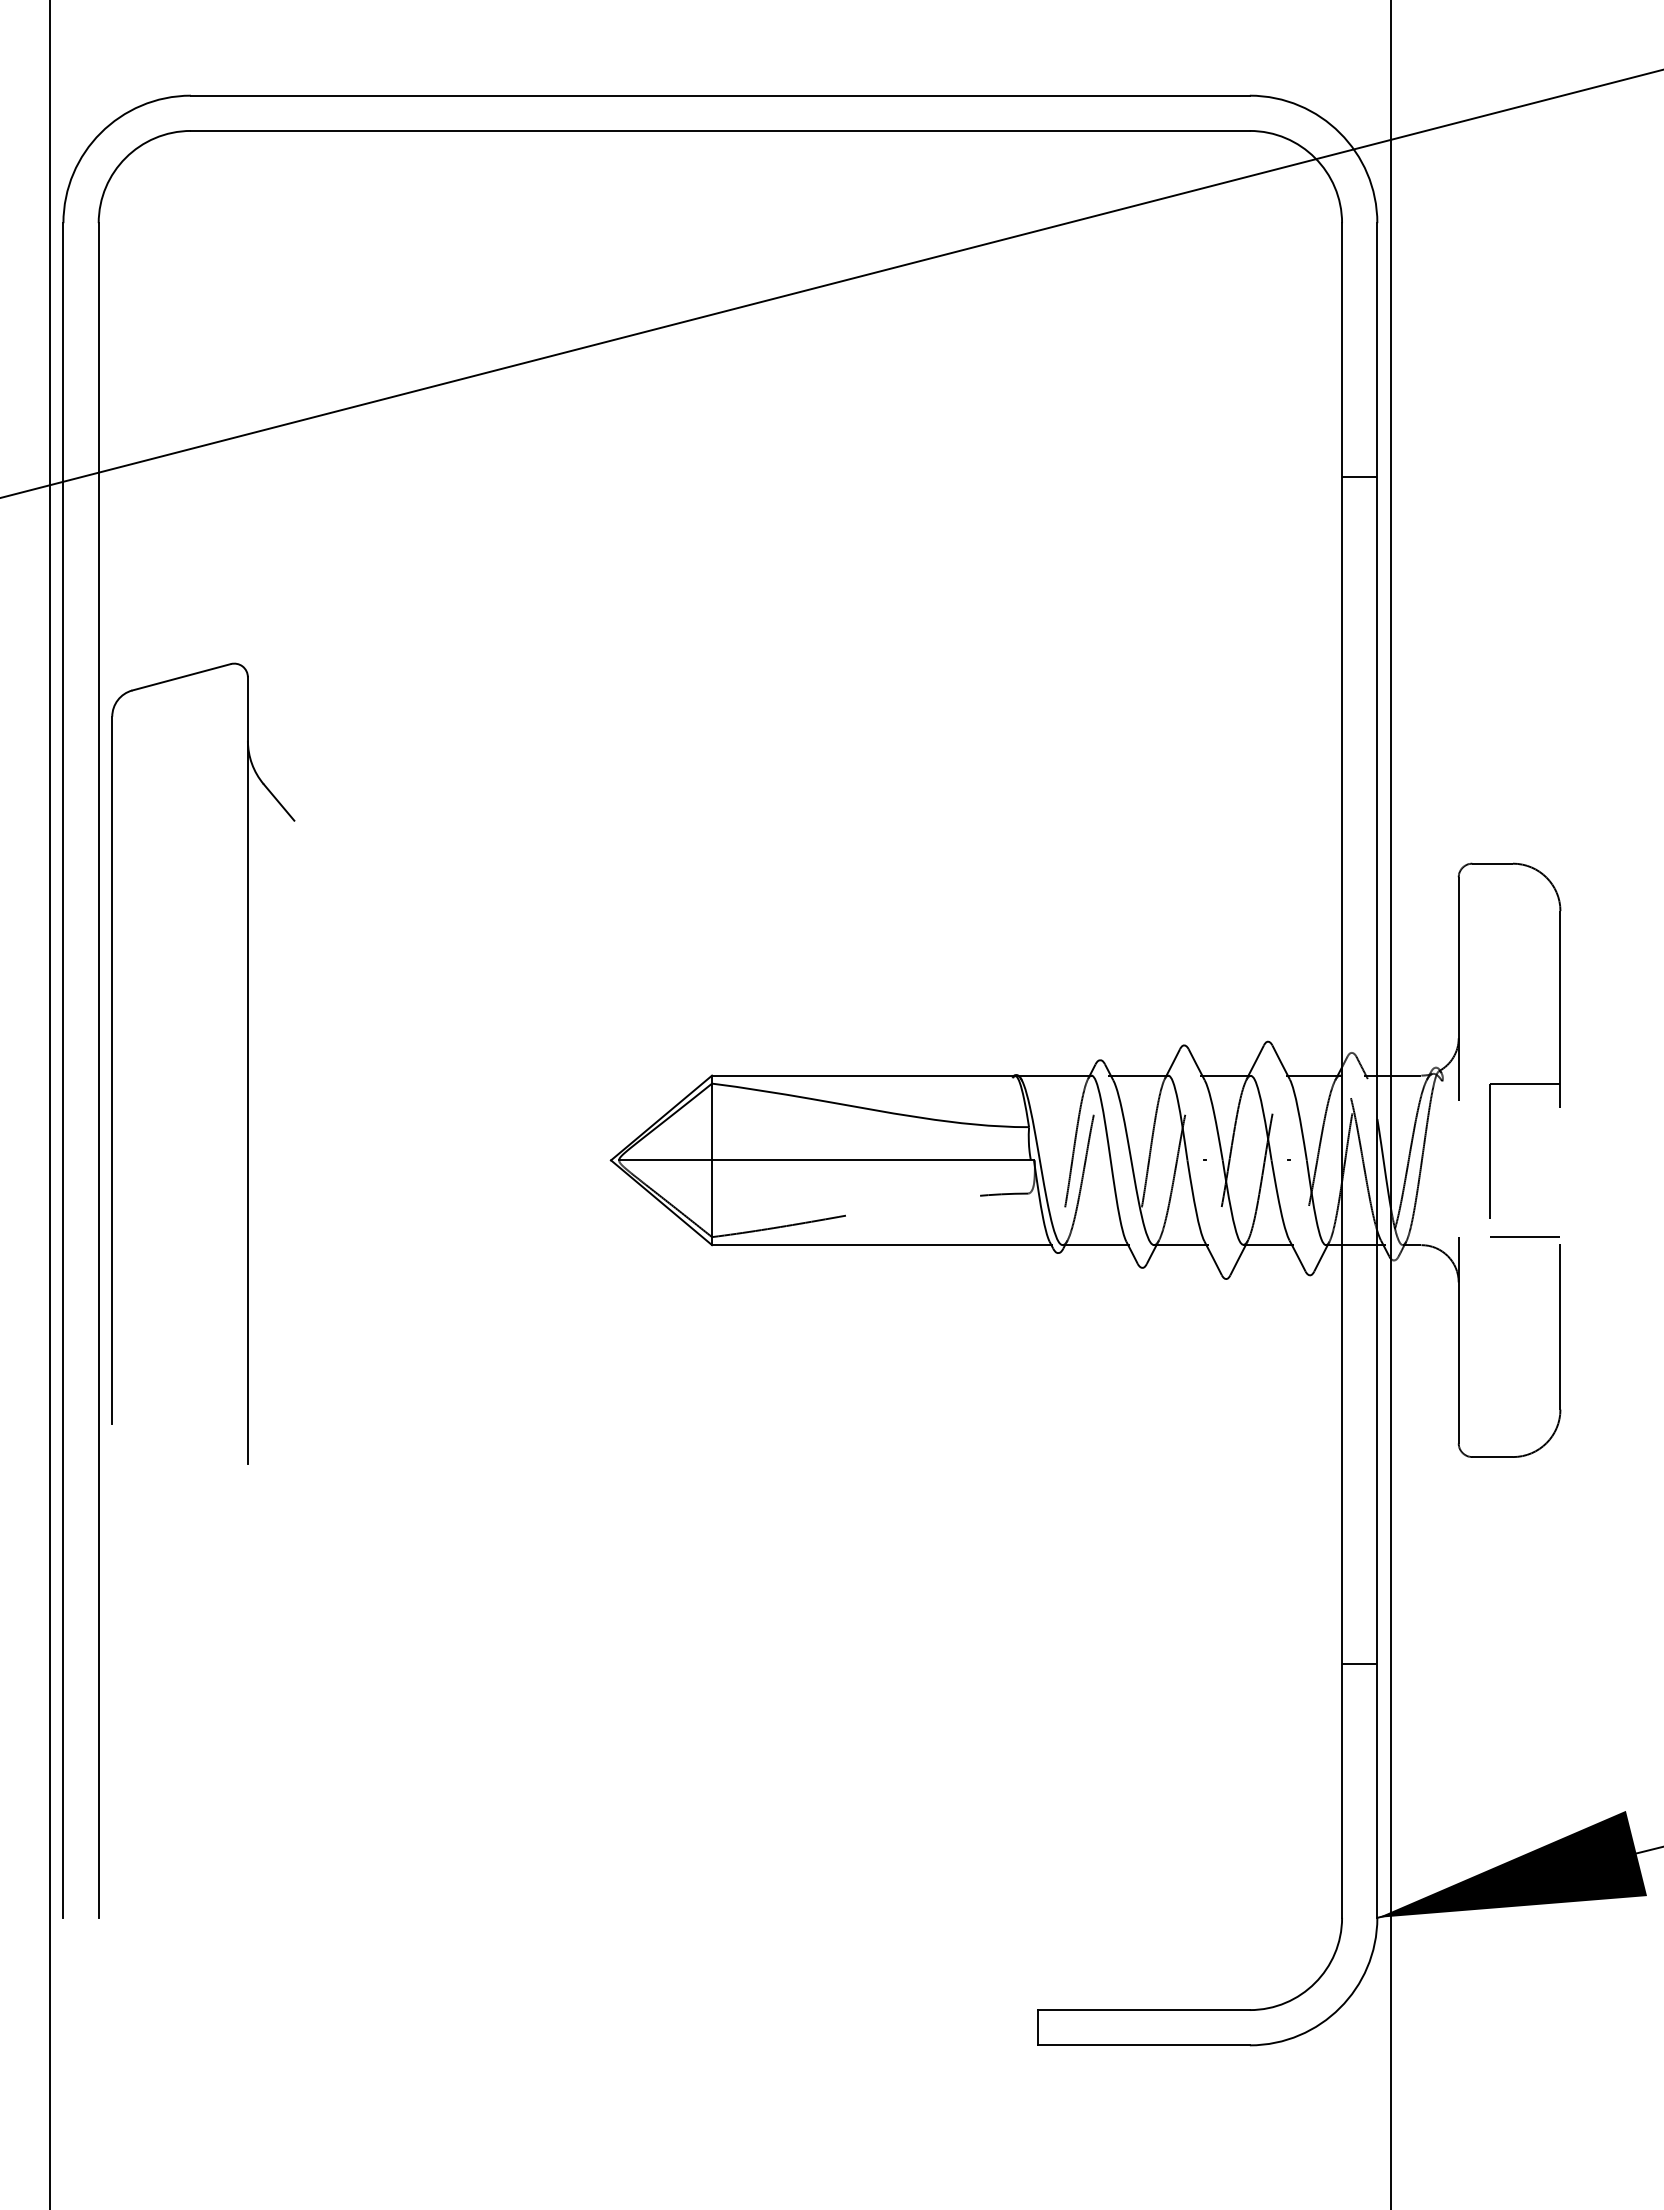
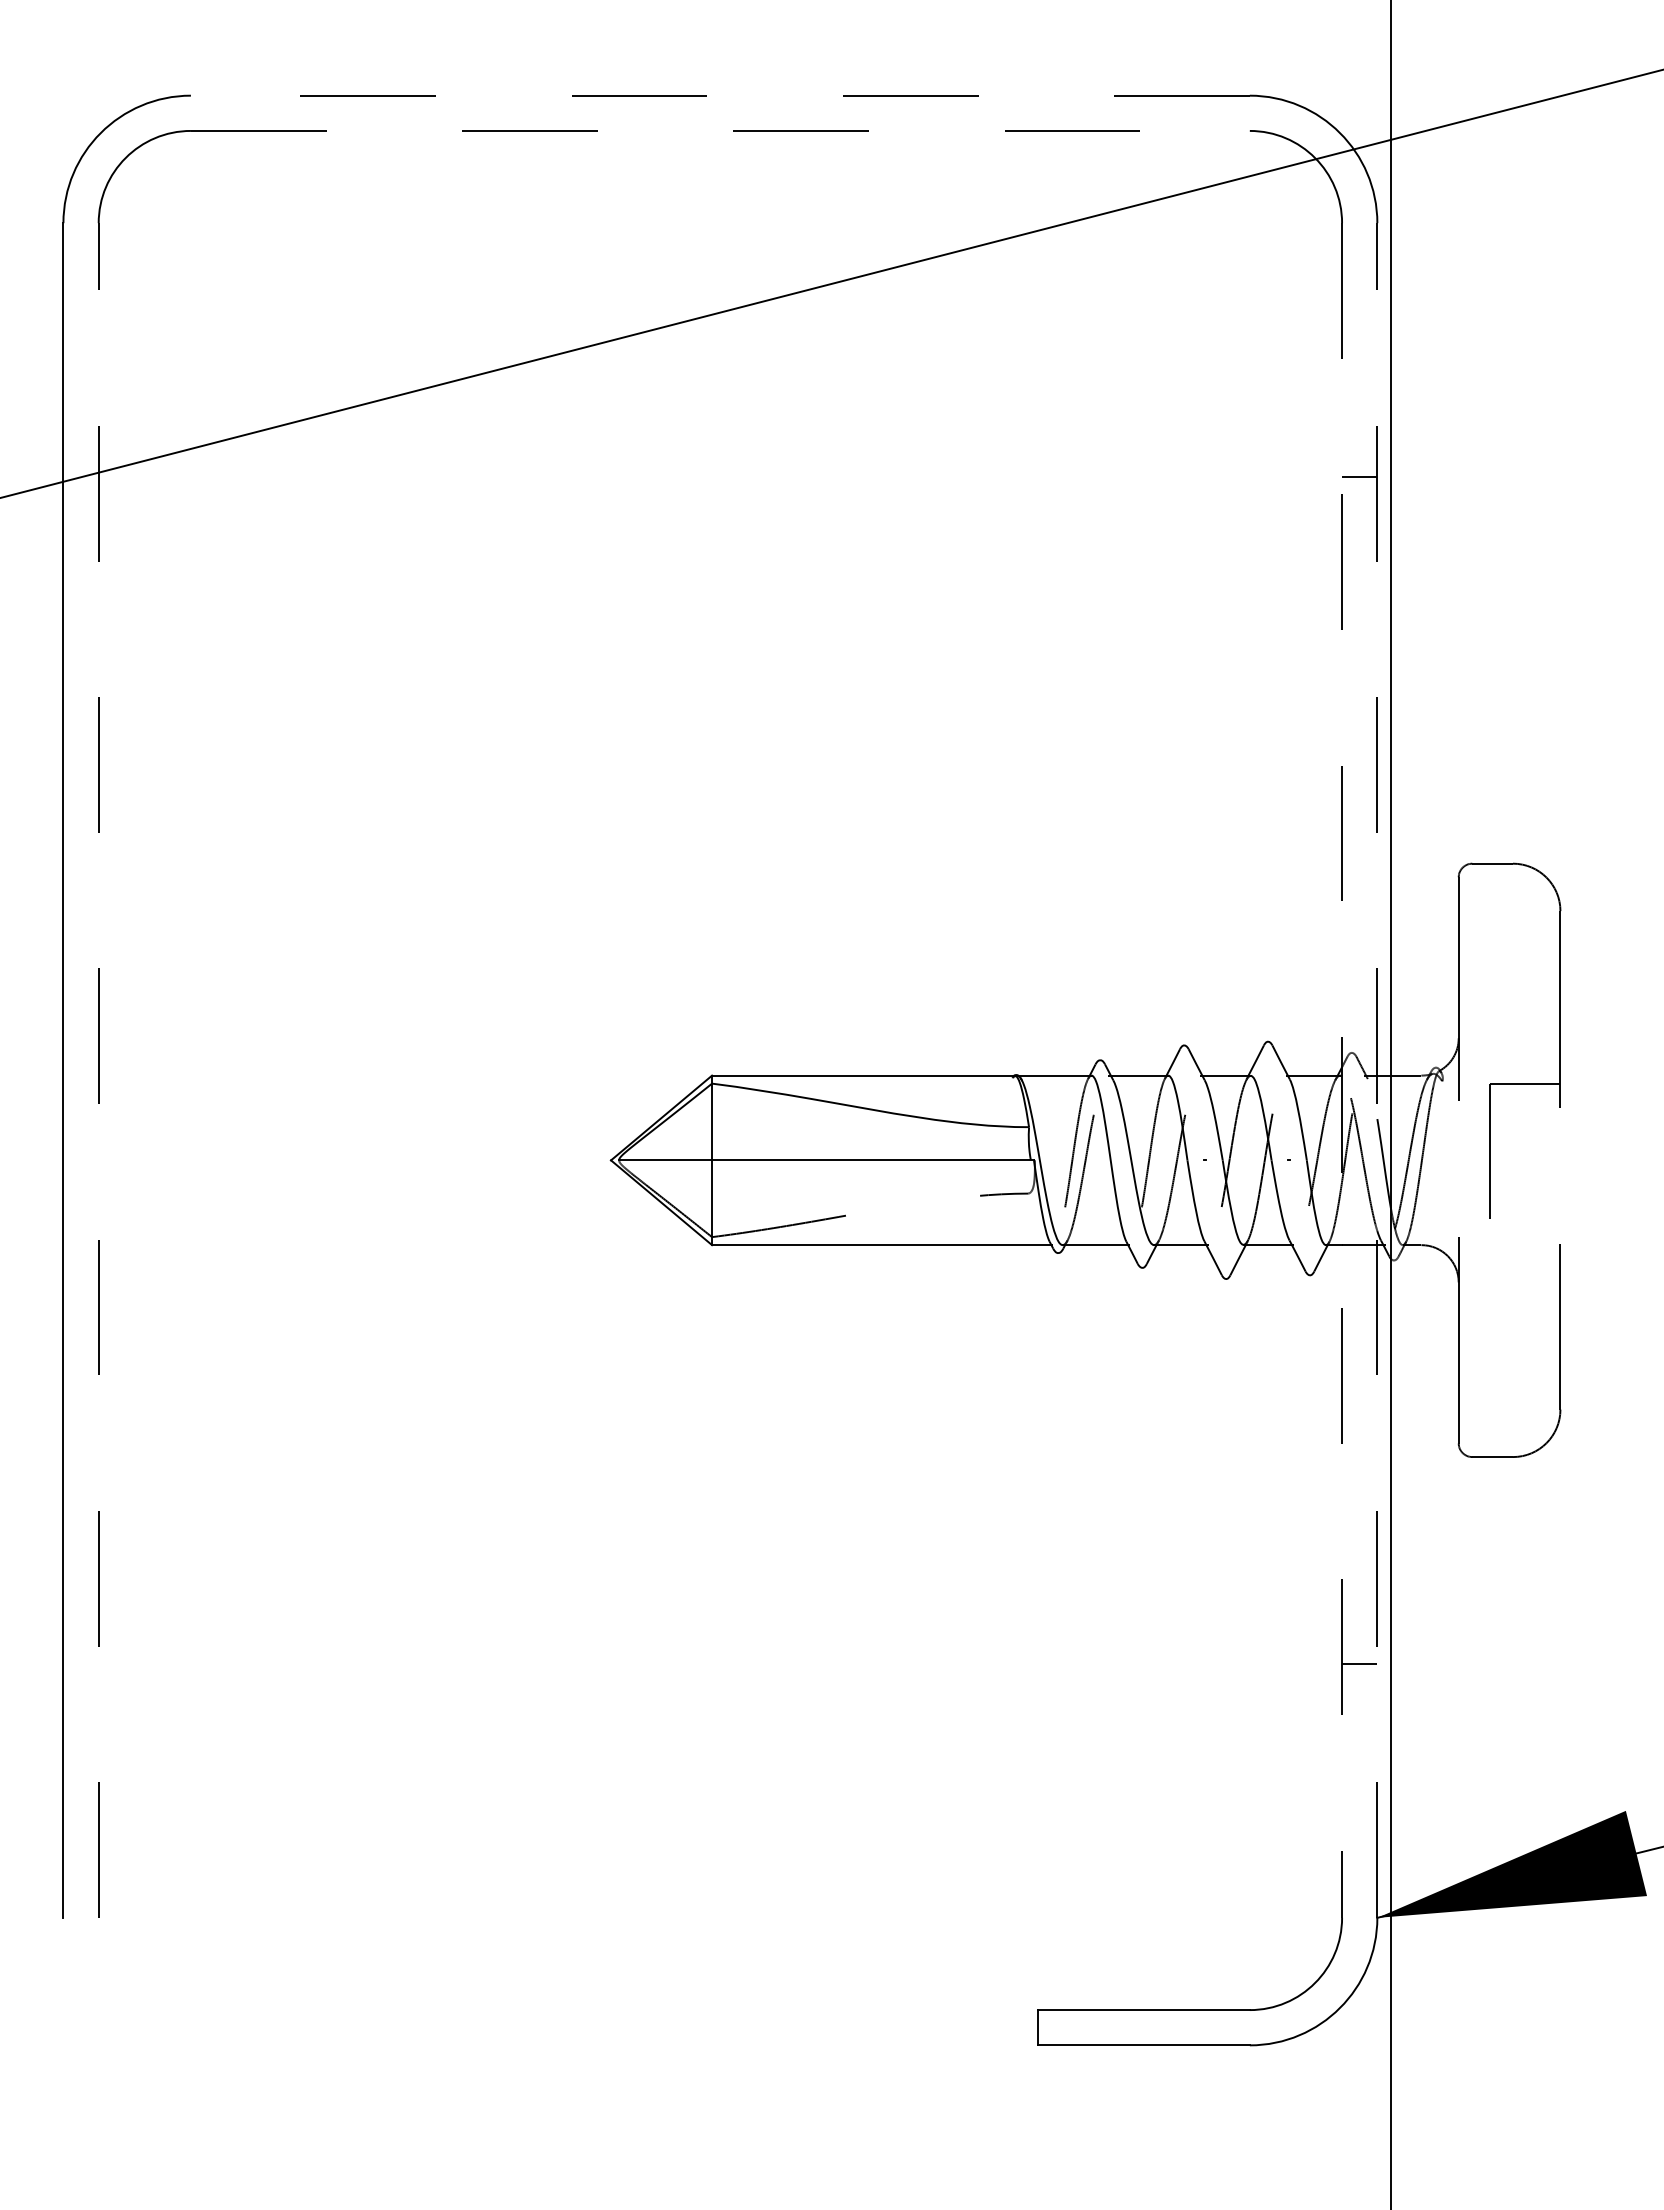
line: solid -> dashed (719, 95)
line: solid -> dashed (720, 130)
part: present -> none (247, 1063)
line: solid -> dashed (98, 1070)
line: solid -> dashed (1377, 1070)
line: solid -> dashed (1342, 1071)
line: present -> none (49, 1104)
line: present -> none (1524, 1237)
